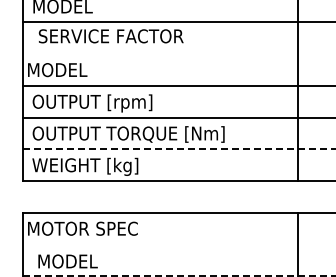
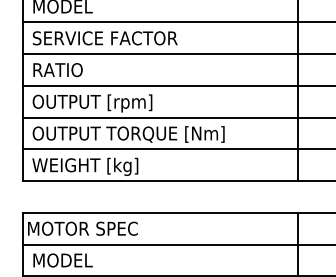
text position: (110, 36) -> (104, 38) (104, 38)
line: none -> present (177, 54)
text: MODEL -> RATIO (57, 70)
line: dashed -> solid (179, 149)
line: none -> present (177, 244)
text position: (67, 261) -> (62, 260) (62, 260)
line: dashed -> solid (179, 276)
